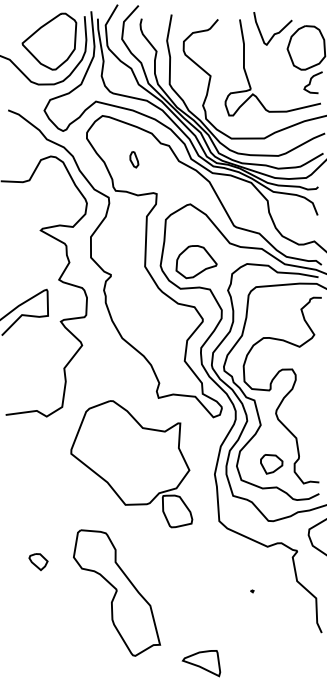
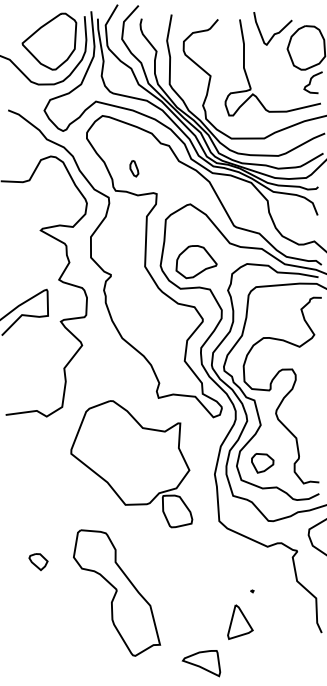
part position: (134, 159) -> (134, 168) (134, 168)
part position: (271, 464) -> (262, 463) (262, 463)
part: none -> present (240, 621)
